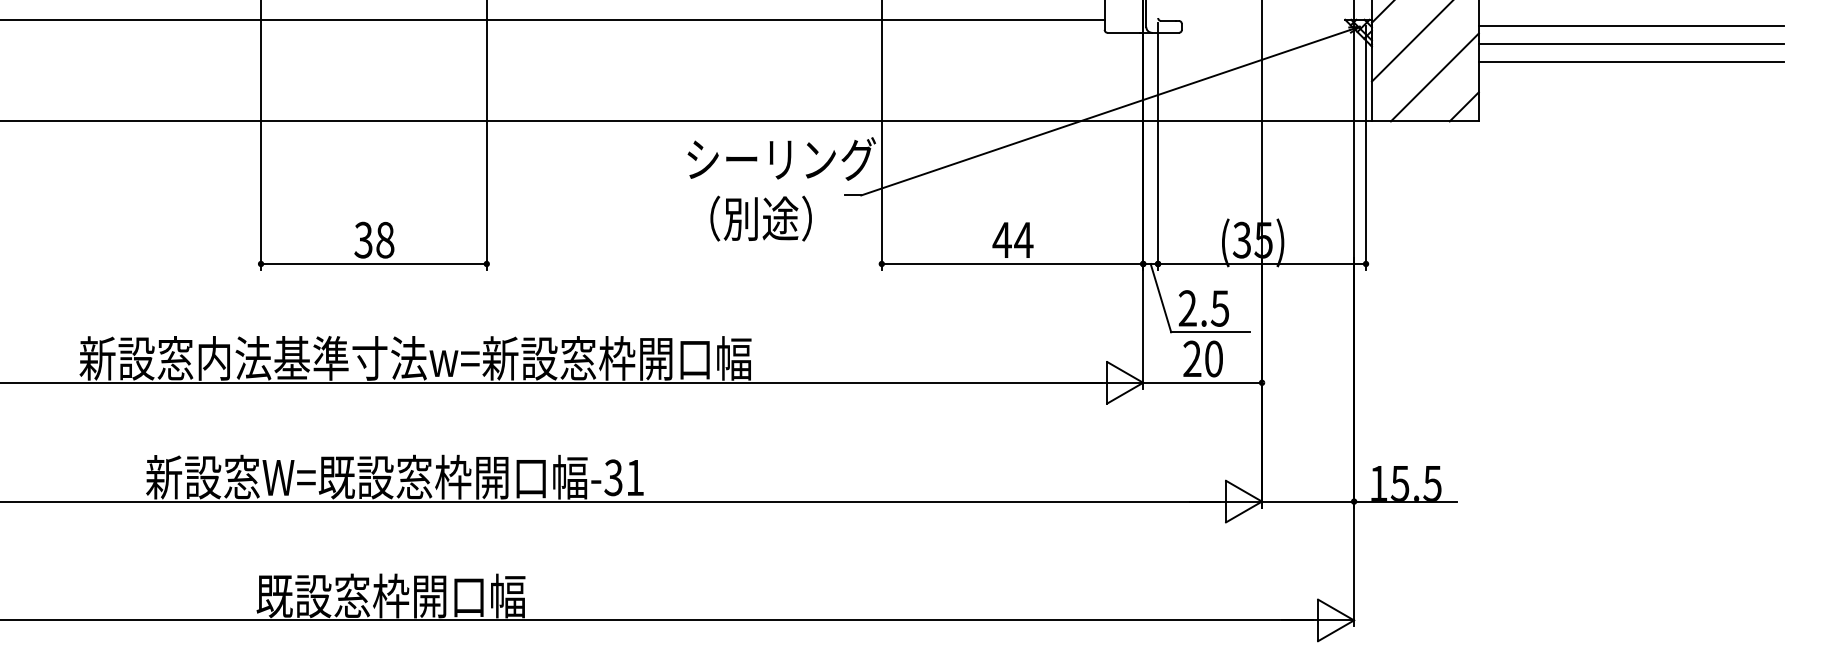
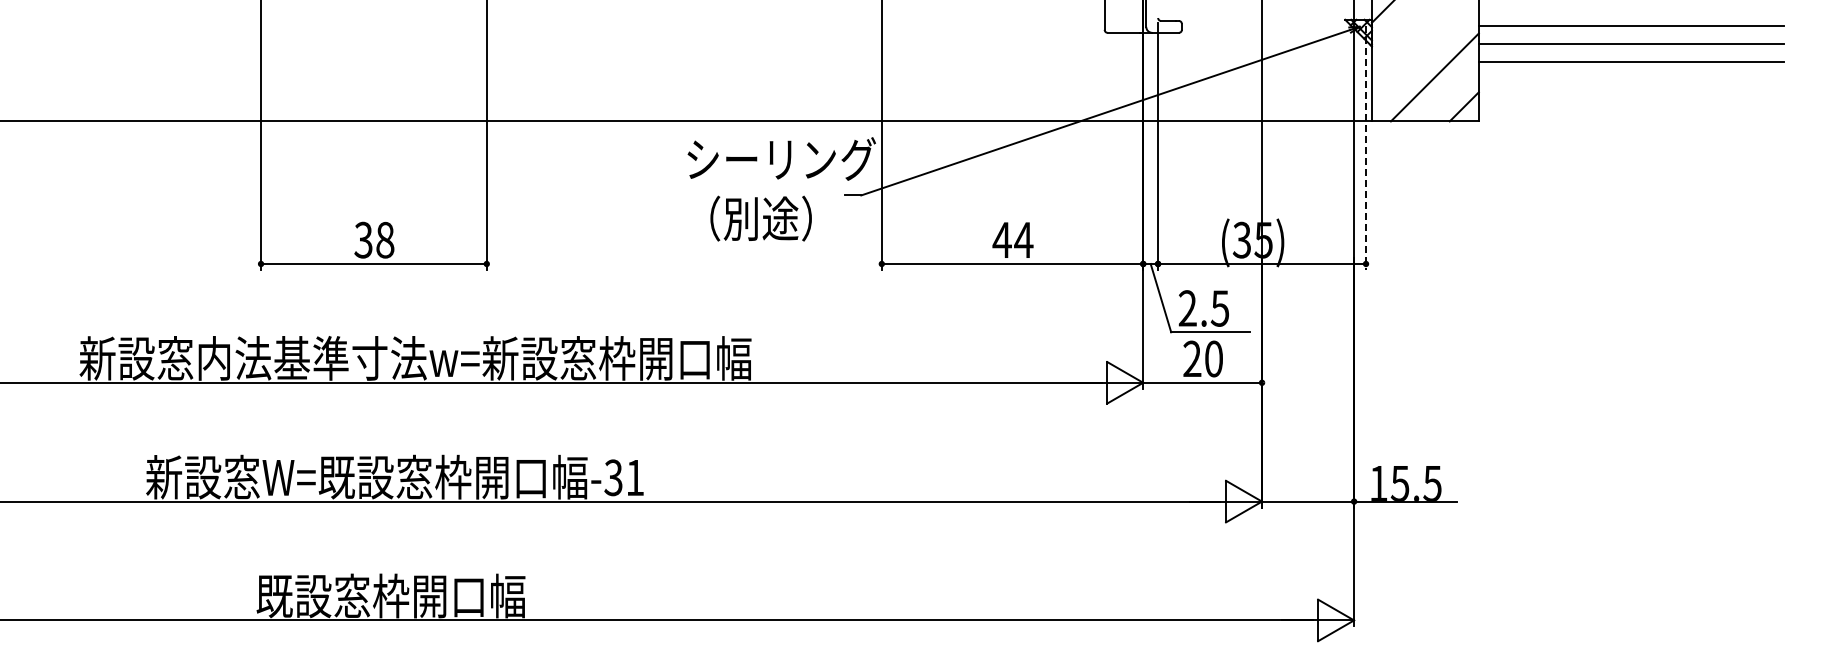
line: present -> none (553, 19)
line: present -> none (1411, 41)
line: solid -> dashed (1366, 148)
